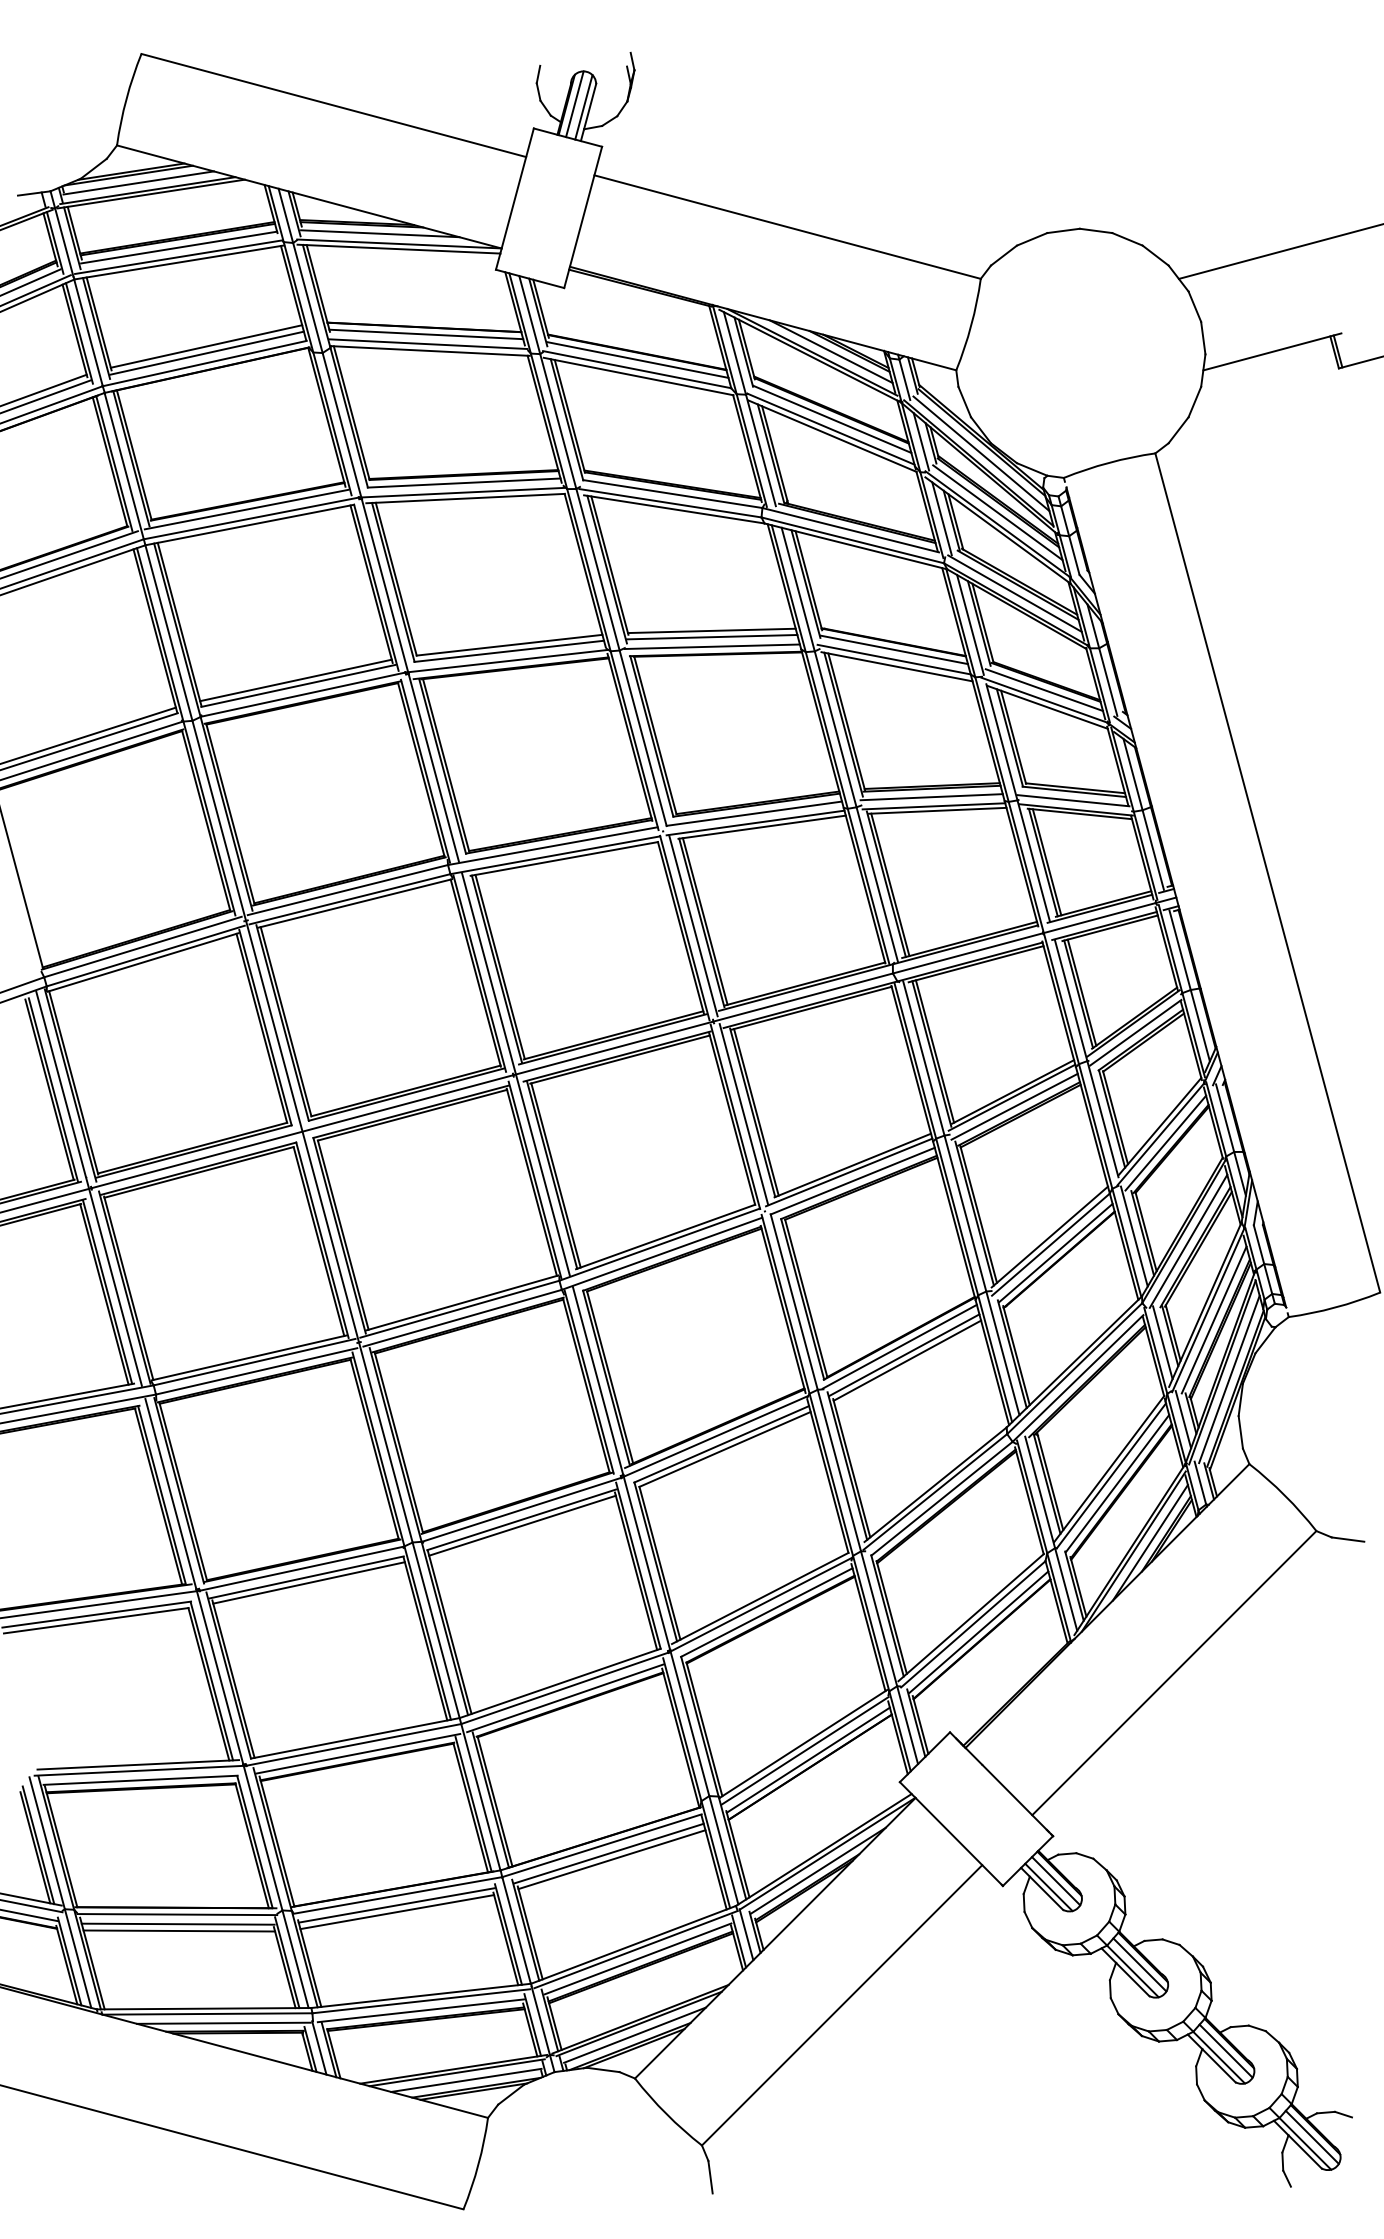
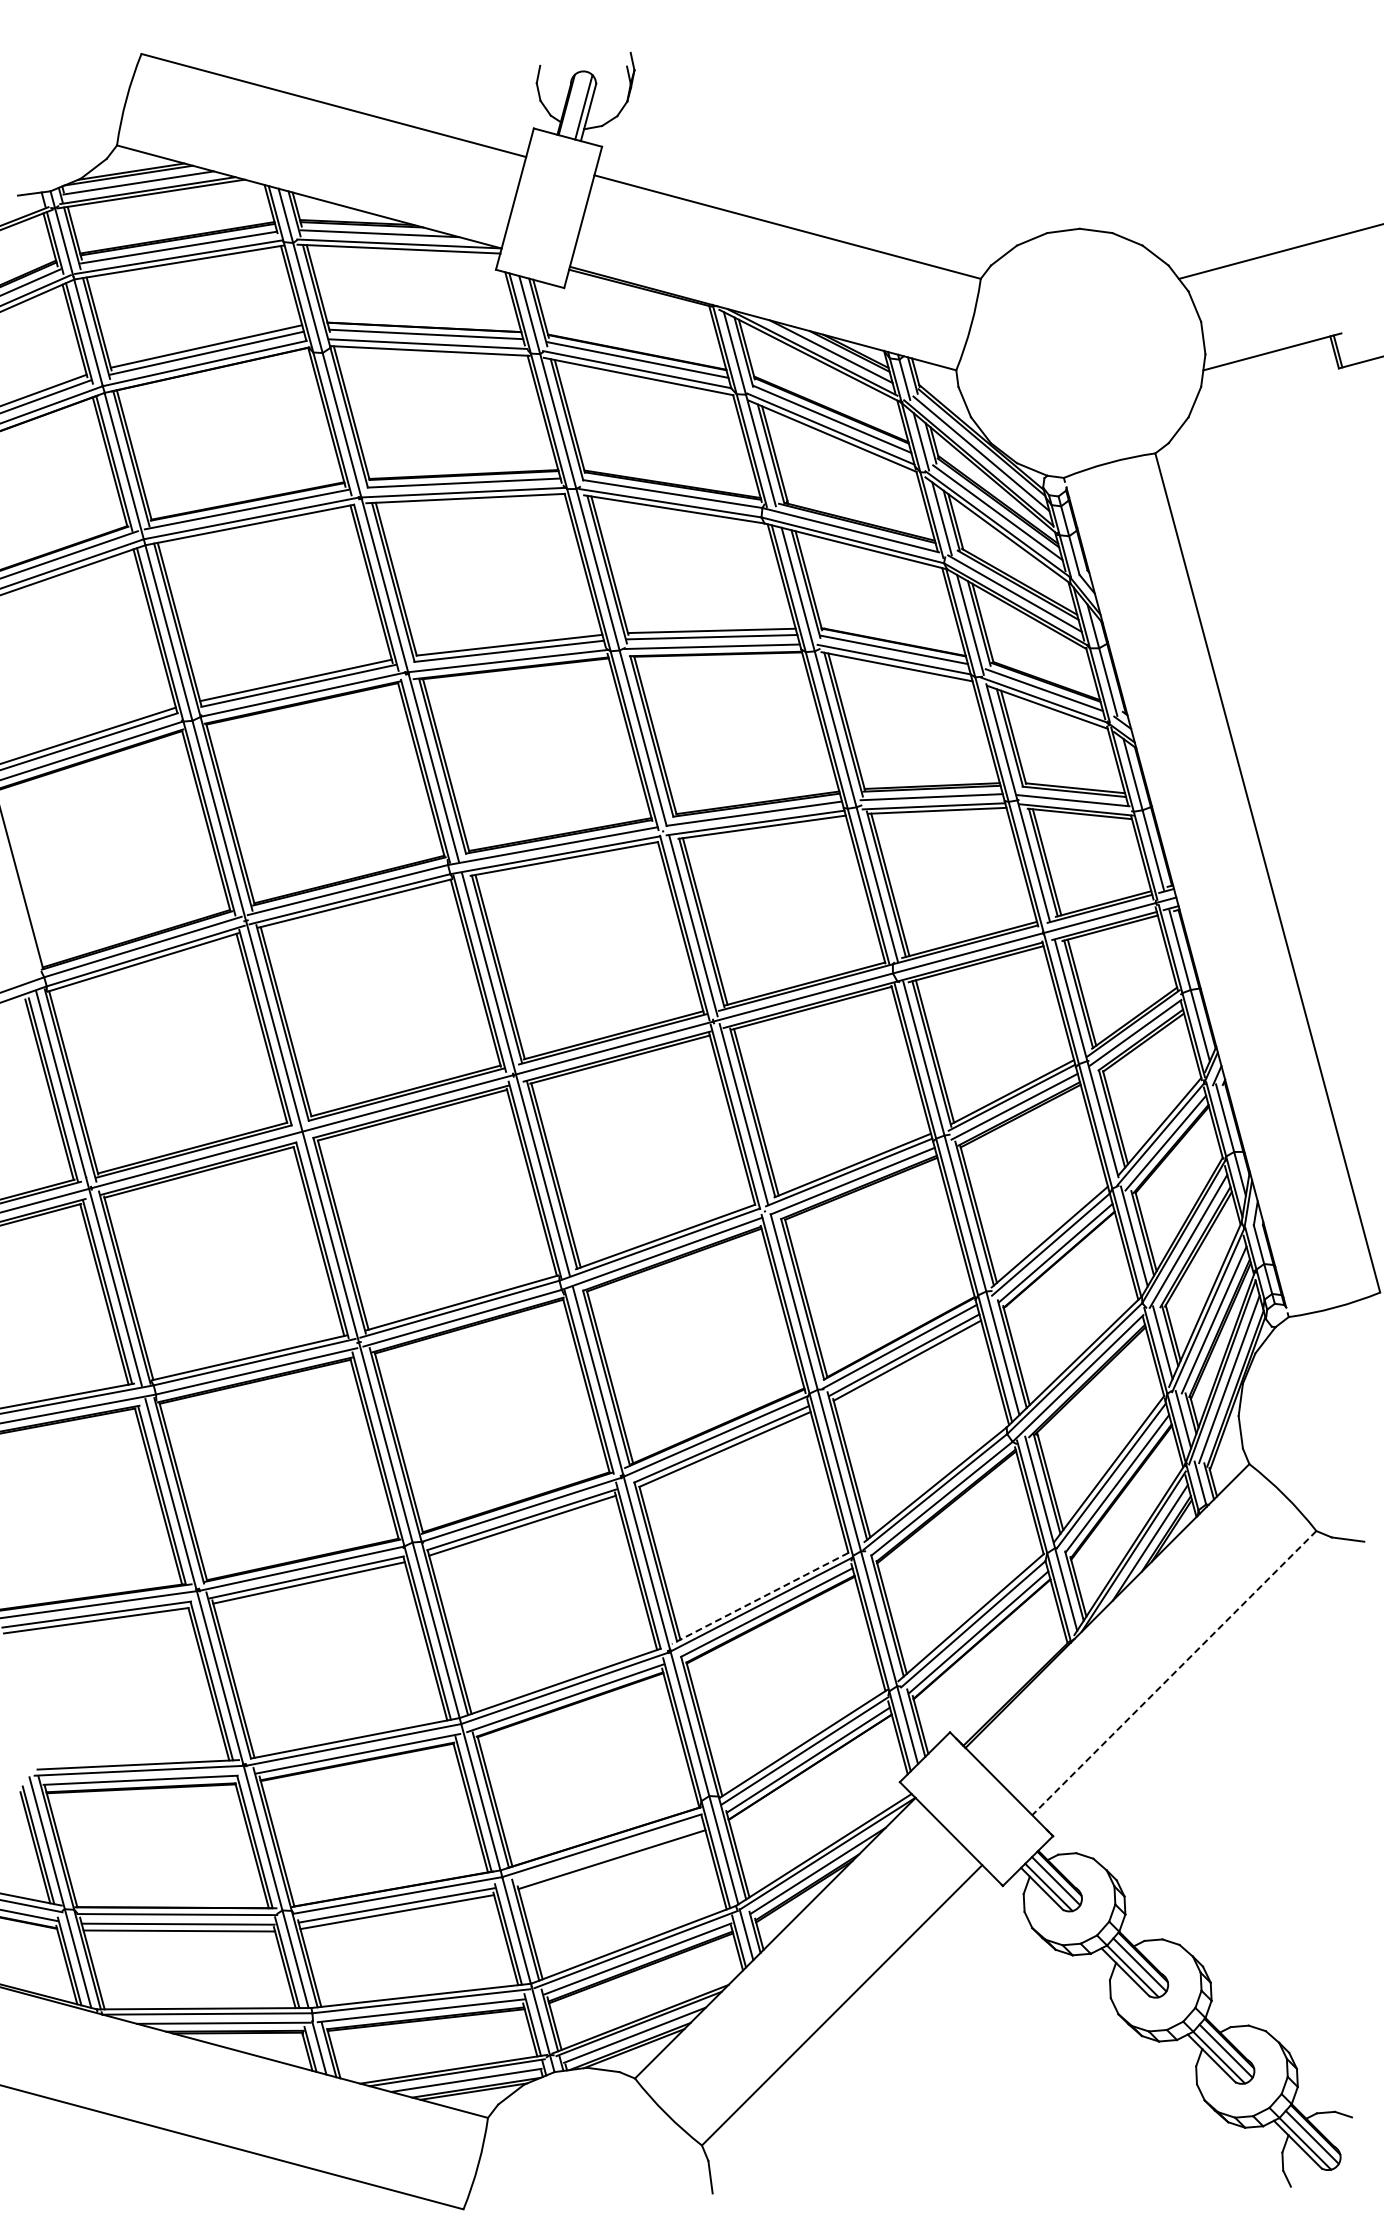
line: present -> none (574, 104)
line: solid -> dashed (759, 1598)
line: solid -> dashed (1174, 1673)
line: present -> none (608, 1853)
